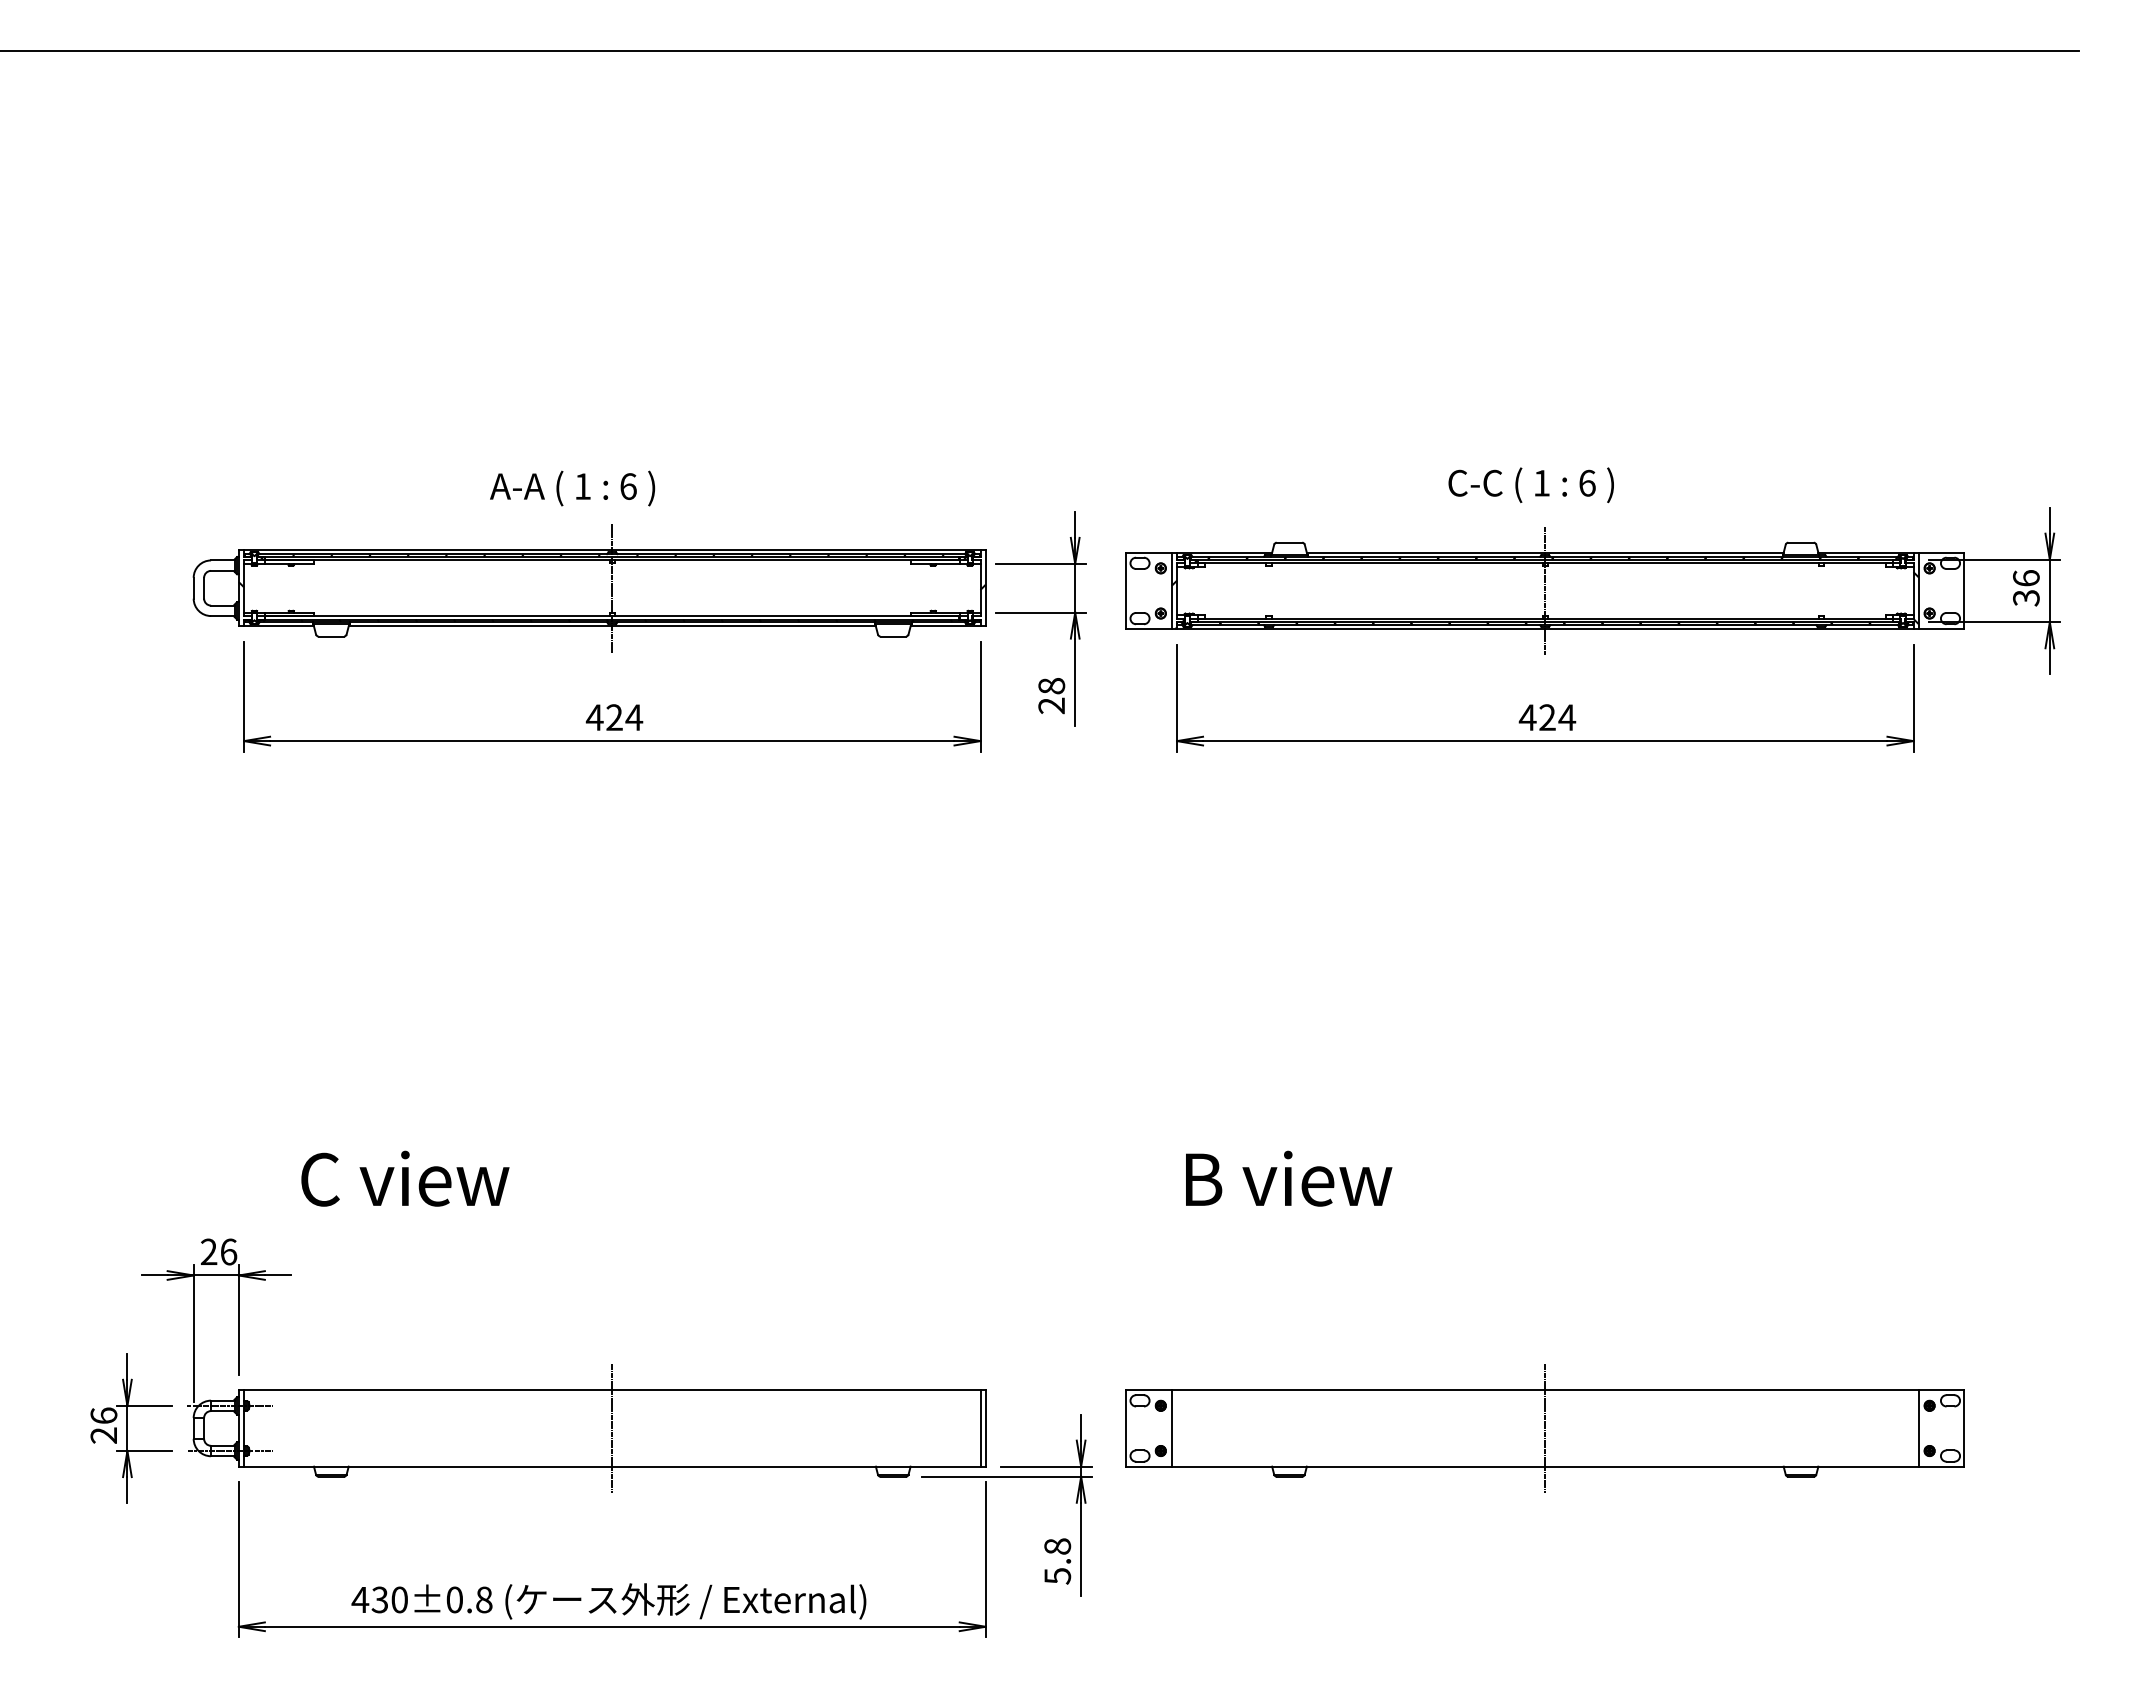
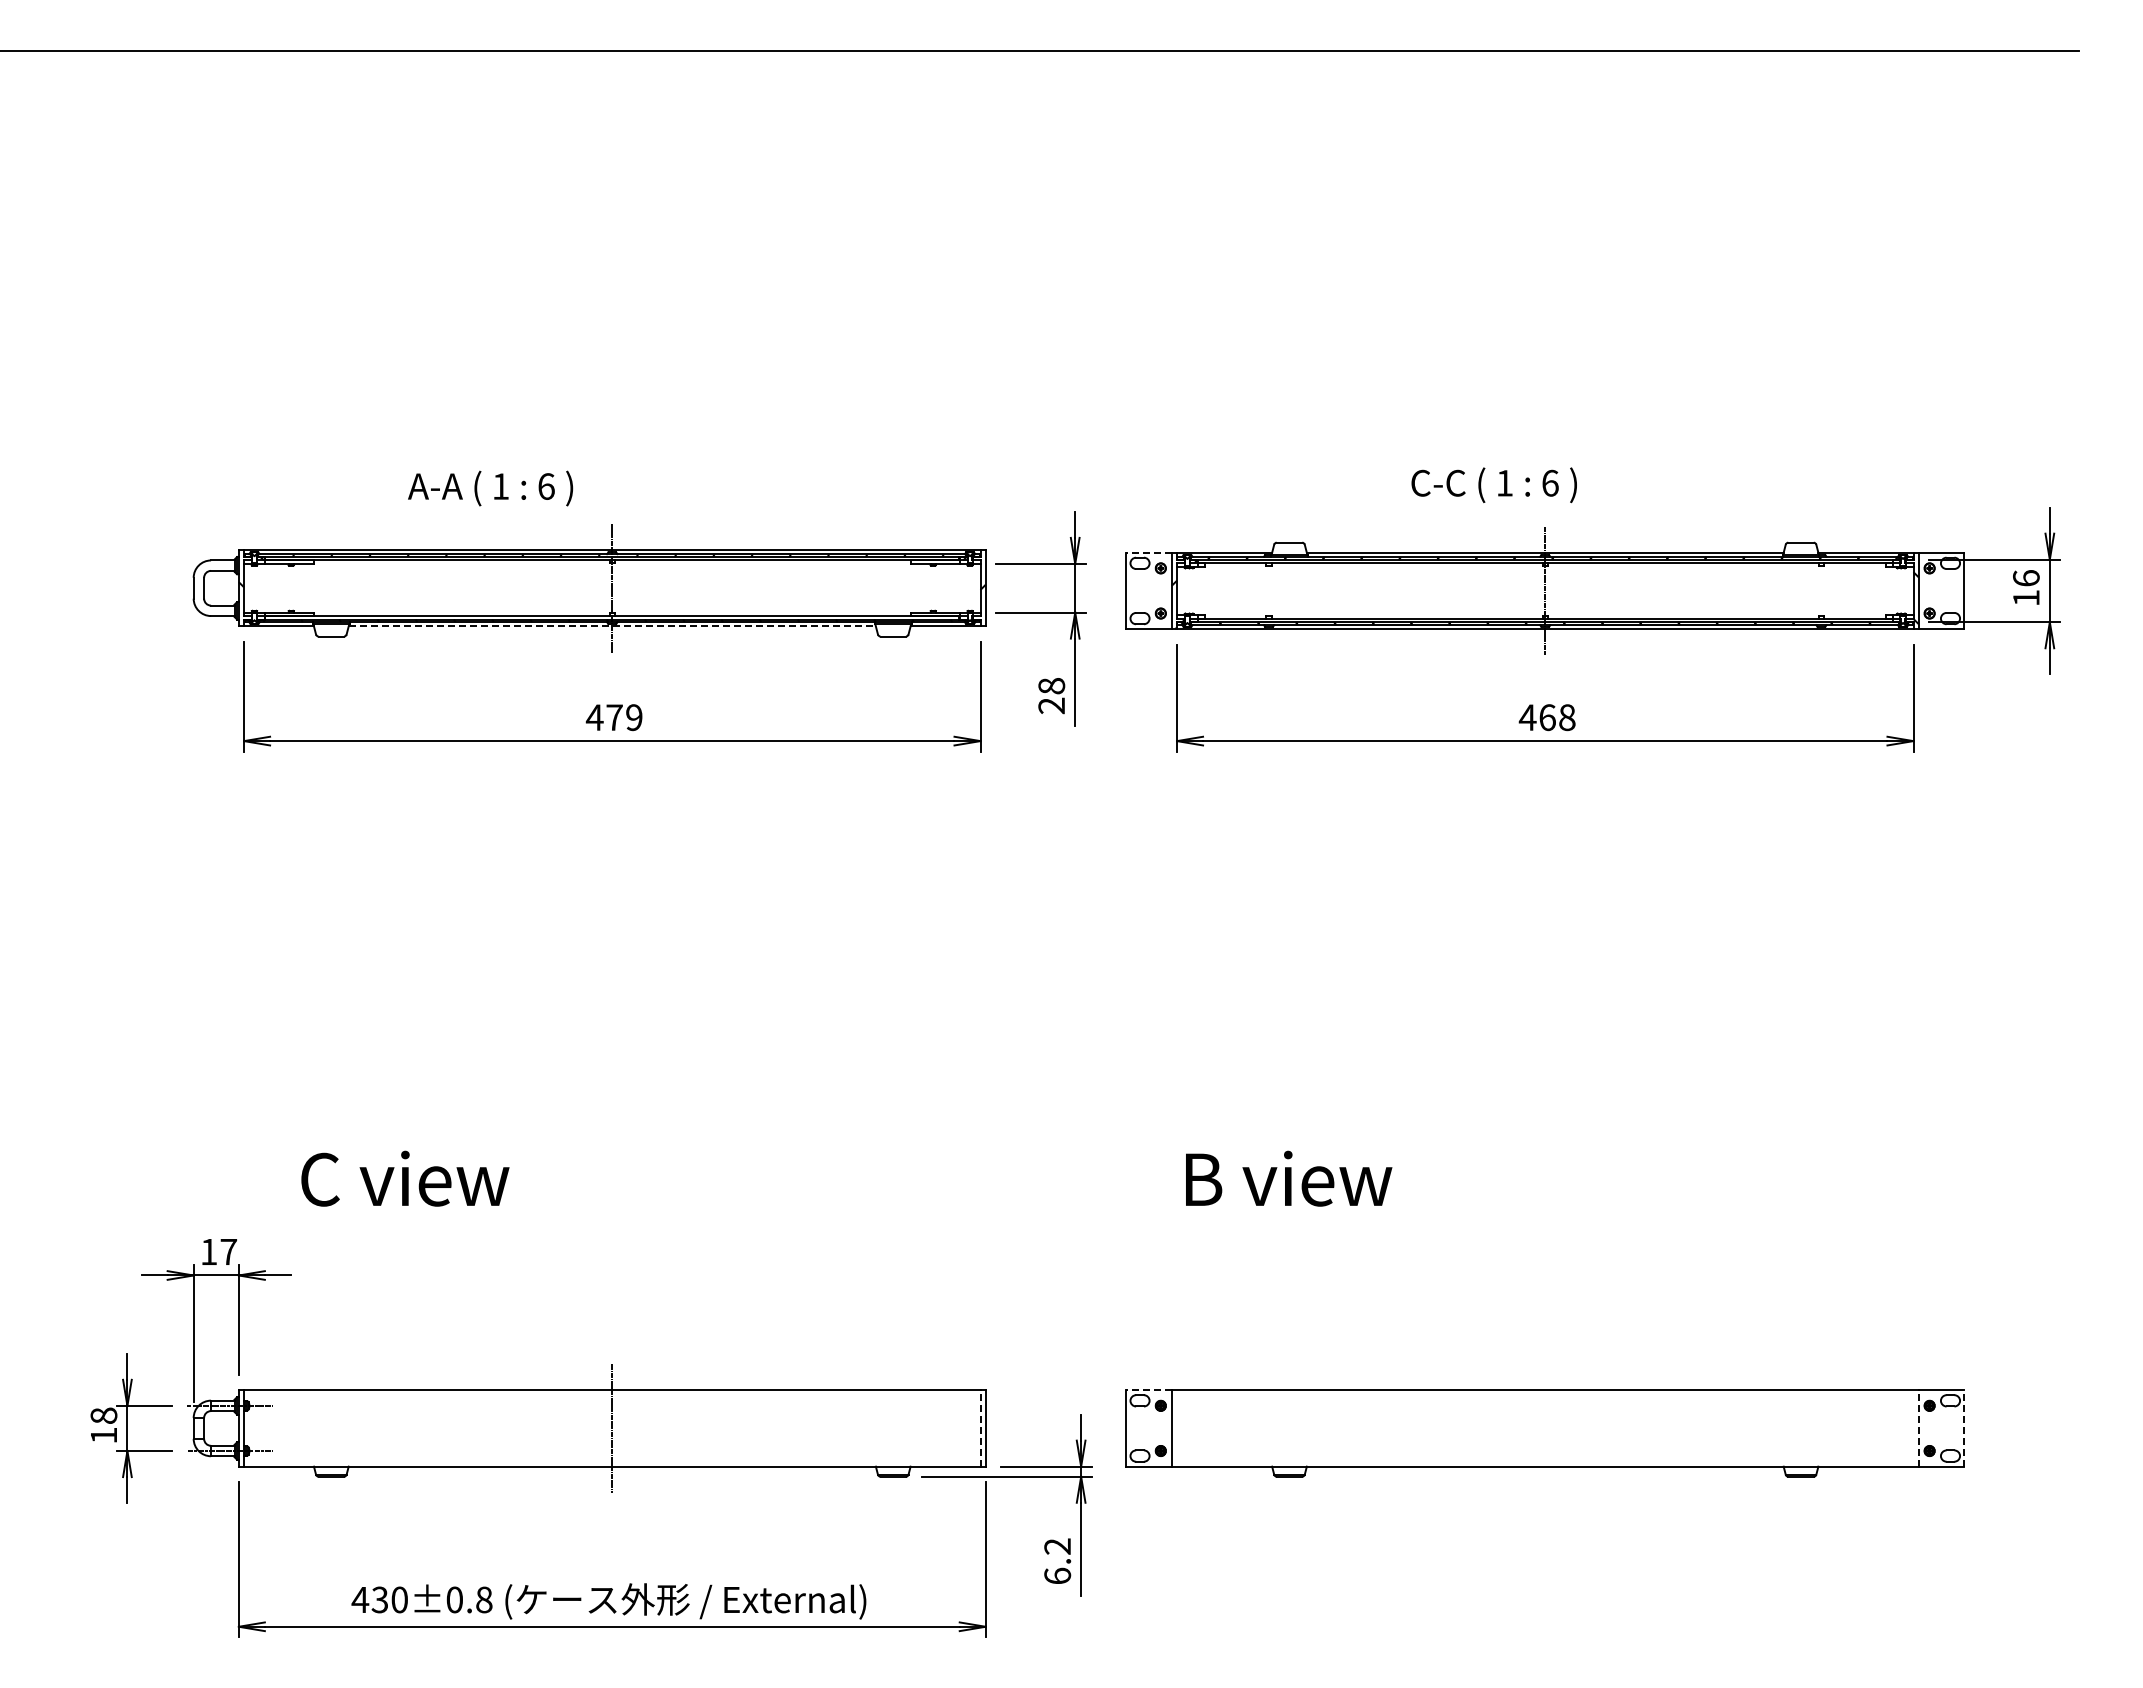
text position: (1530, 485) -> (1493, 485) (1493, 485)
text position: (572, 488) -> (490, 488) (490, 488)
line: solid -> dashed (1148, 552)
text: 36 -> 16 (2026, 598)
line: solid -> dashed (612, 626)
text: 424 -> 479 (624, 717)
text: 424 -> 468 (1557, 717)
text: 26 -> 17 (218, 1251)
line: solid -> dashed (1148, 1390)
text: 26 -> 18 (103, 1425)
line: solid -> dashed (980, 1427)
line: solid -> dashed (1918, 1427)
line: solid -> dashed (1964, 1427)
line: present -> none (1545, 1428)
text: 5.8 -> 6.2 (1057, 1561)
